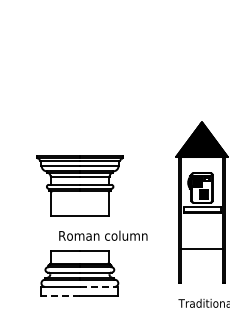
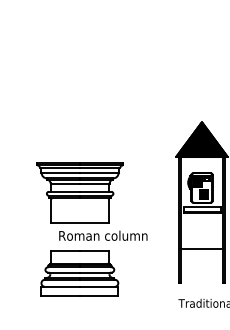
part position: (79, 185) -> (79, 192) (79, 192)
line: dashed -> solid (99, 286)
line: dashed -> solid (60, 296)
